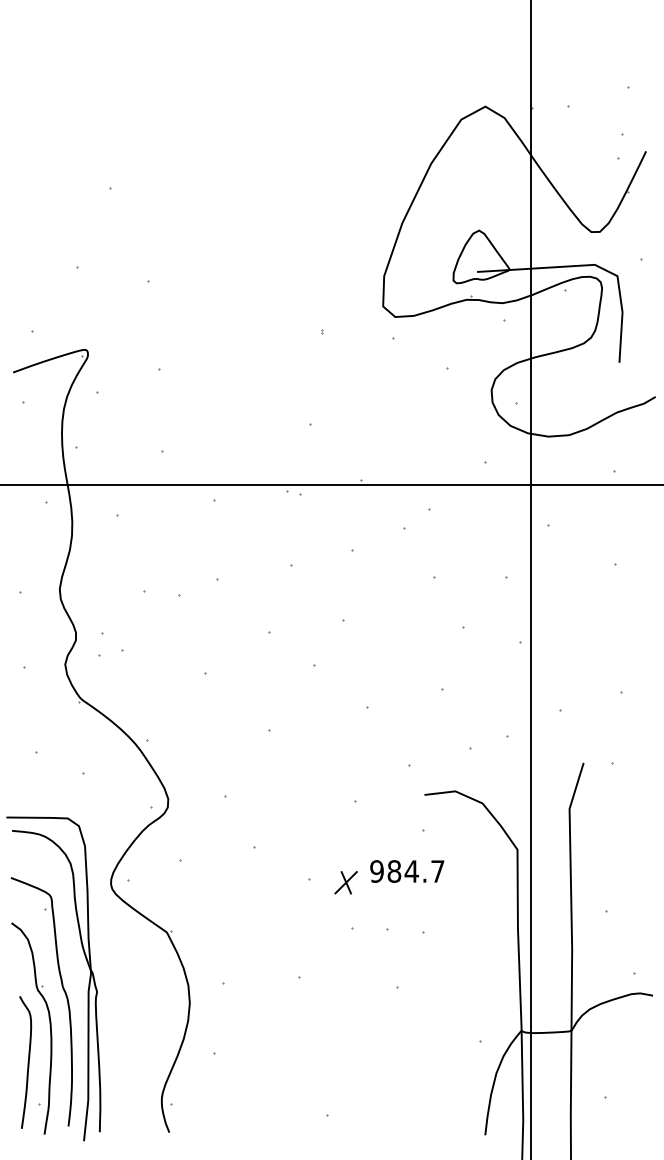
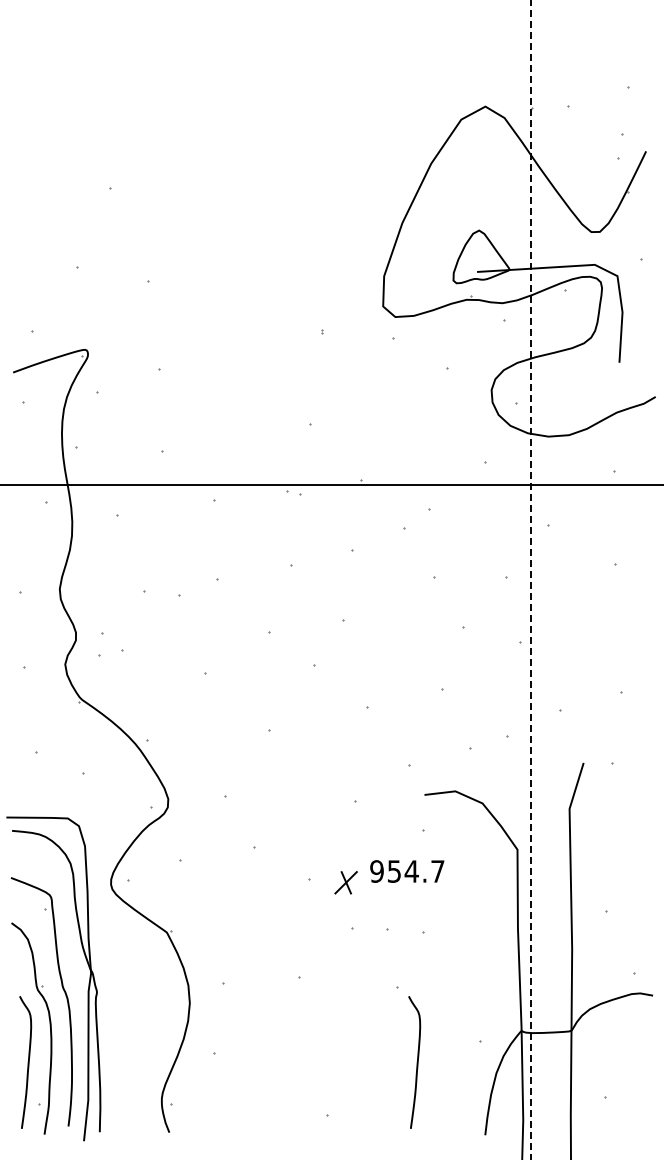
line: solid -> dashed (530, 579)
text: 984.7 -> 954.7 (394, 871)
curve: none -> present (416, 1062)
